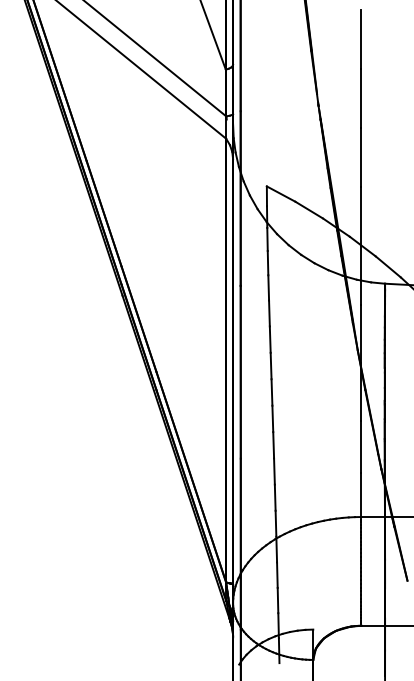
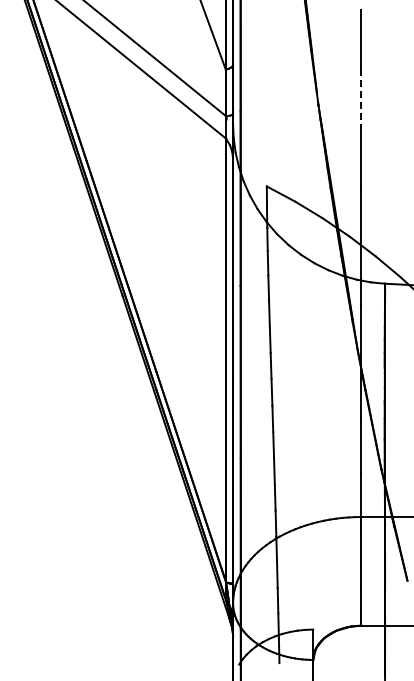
line: solid -> dashed (361, 98)
